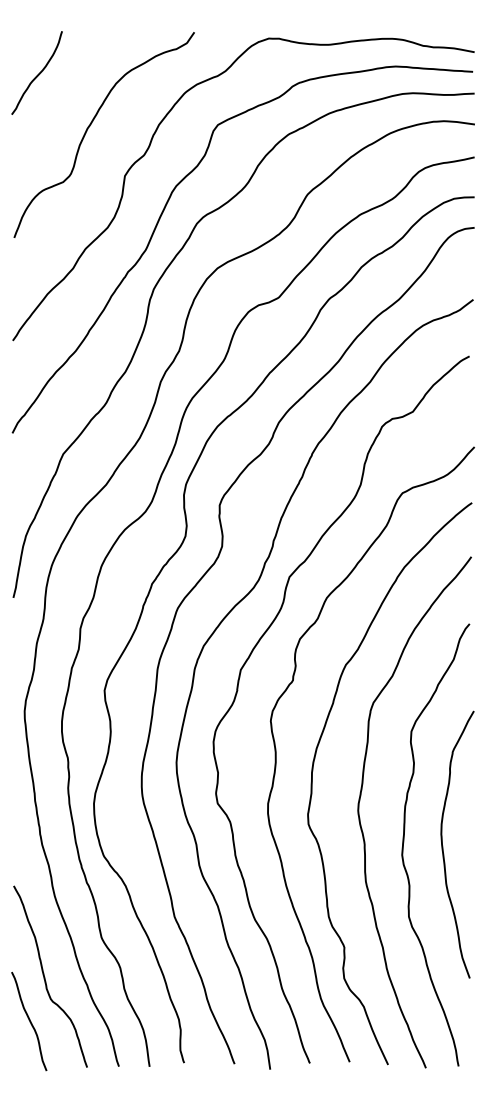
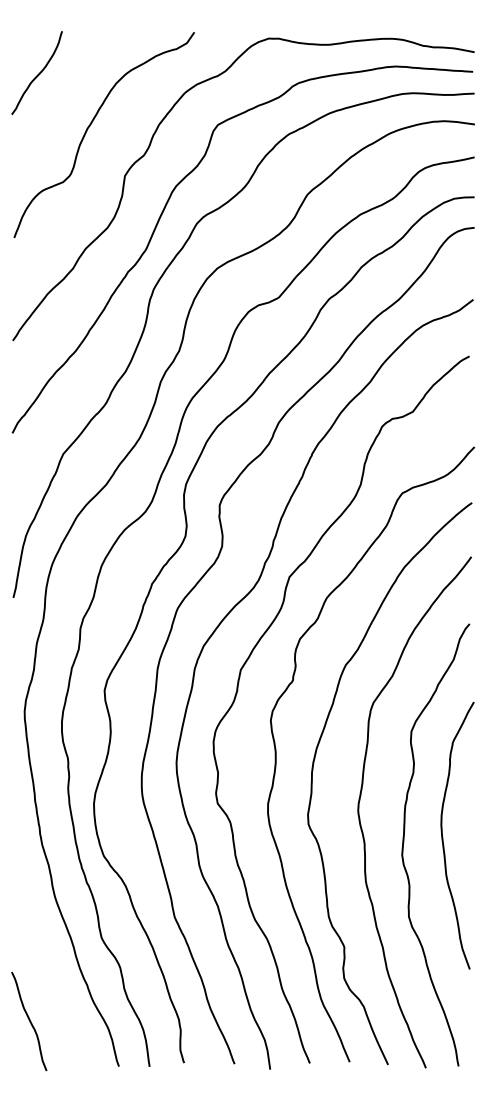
curve position: (443, 846) -> (443, 837) (443, 837)
curve: present -> none (45, 977)
